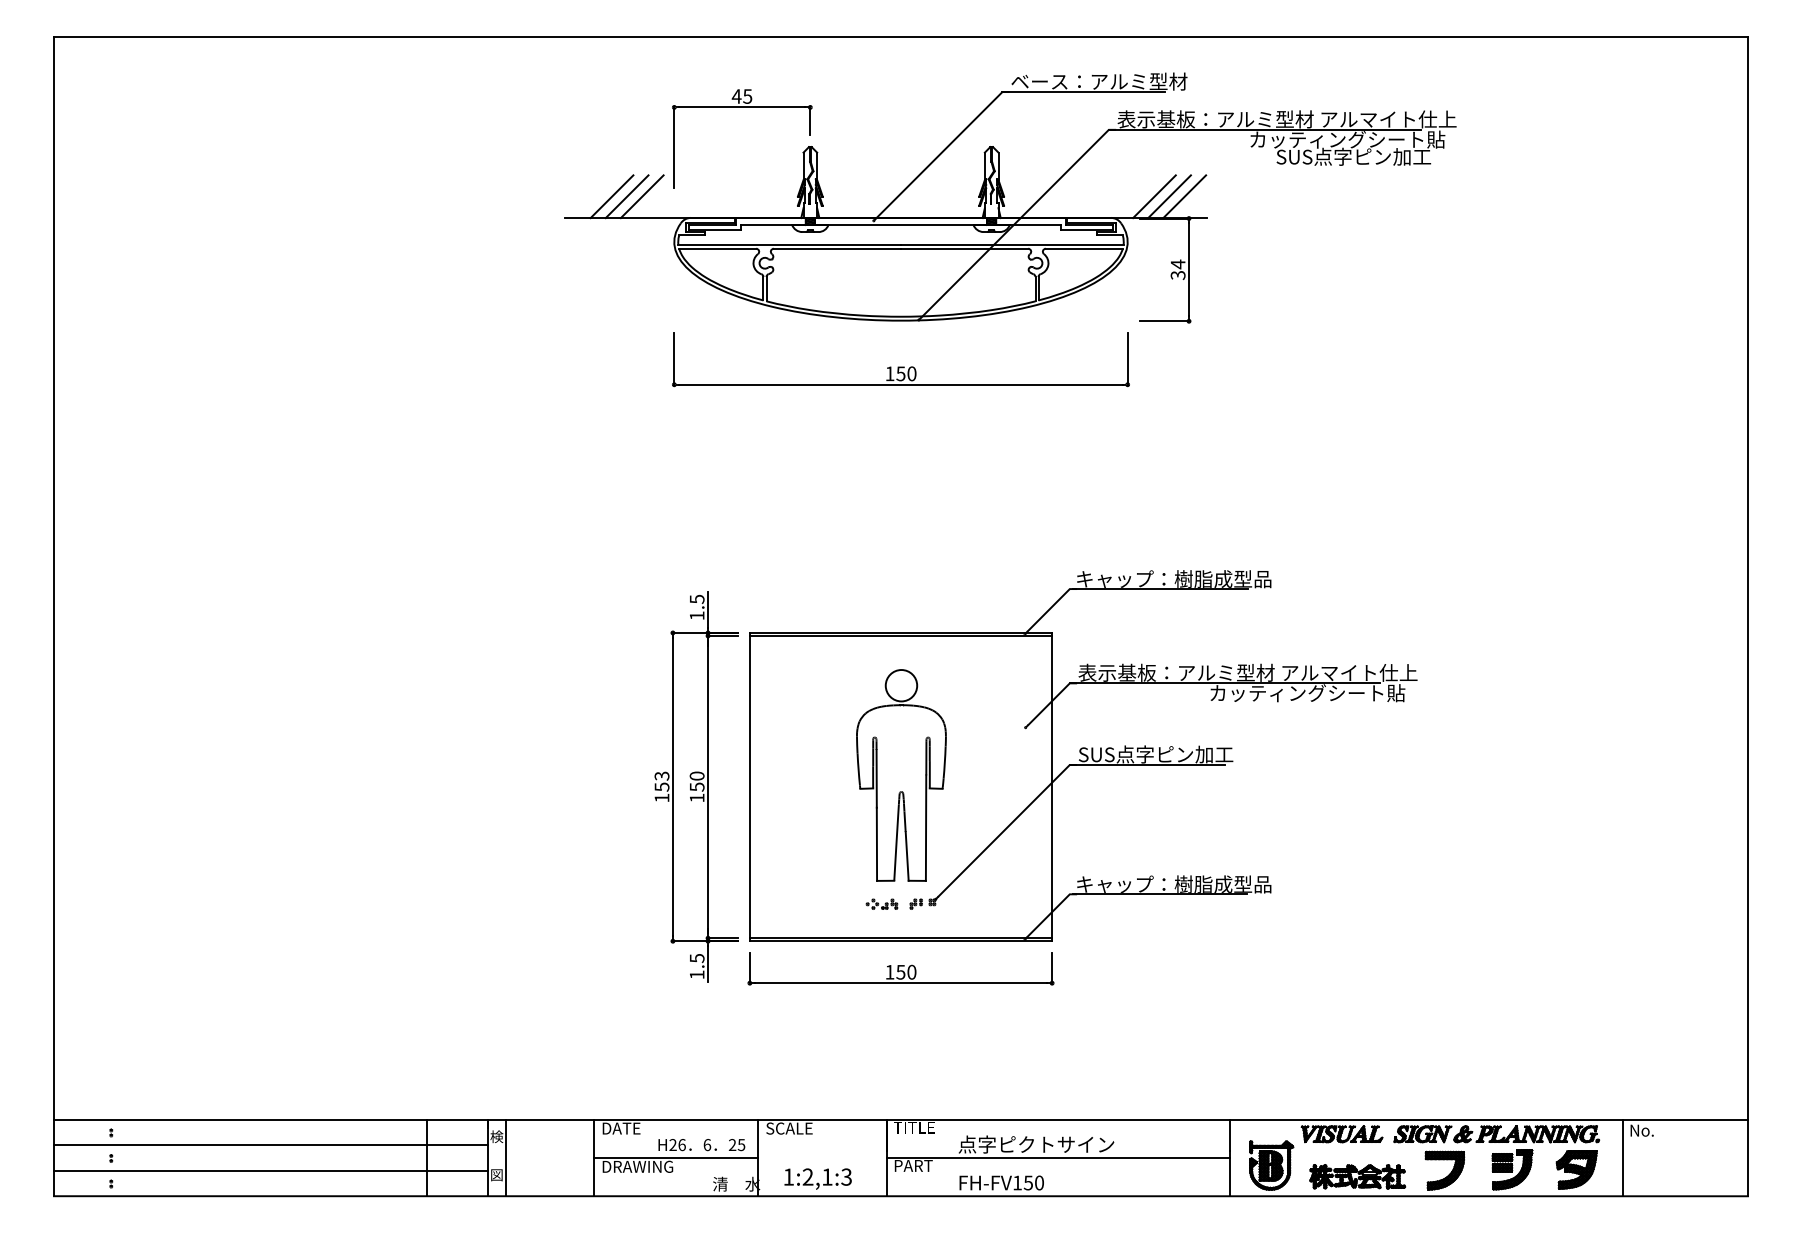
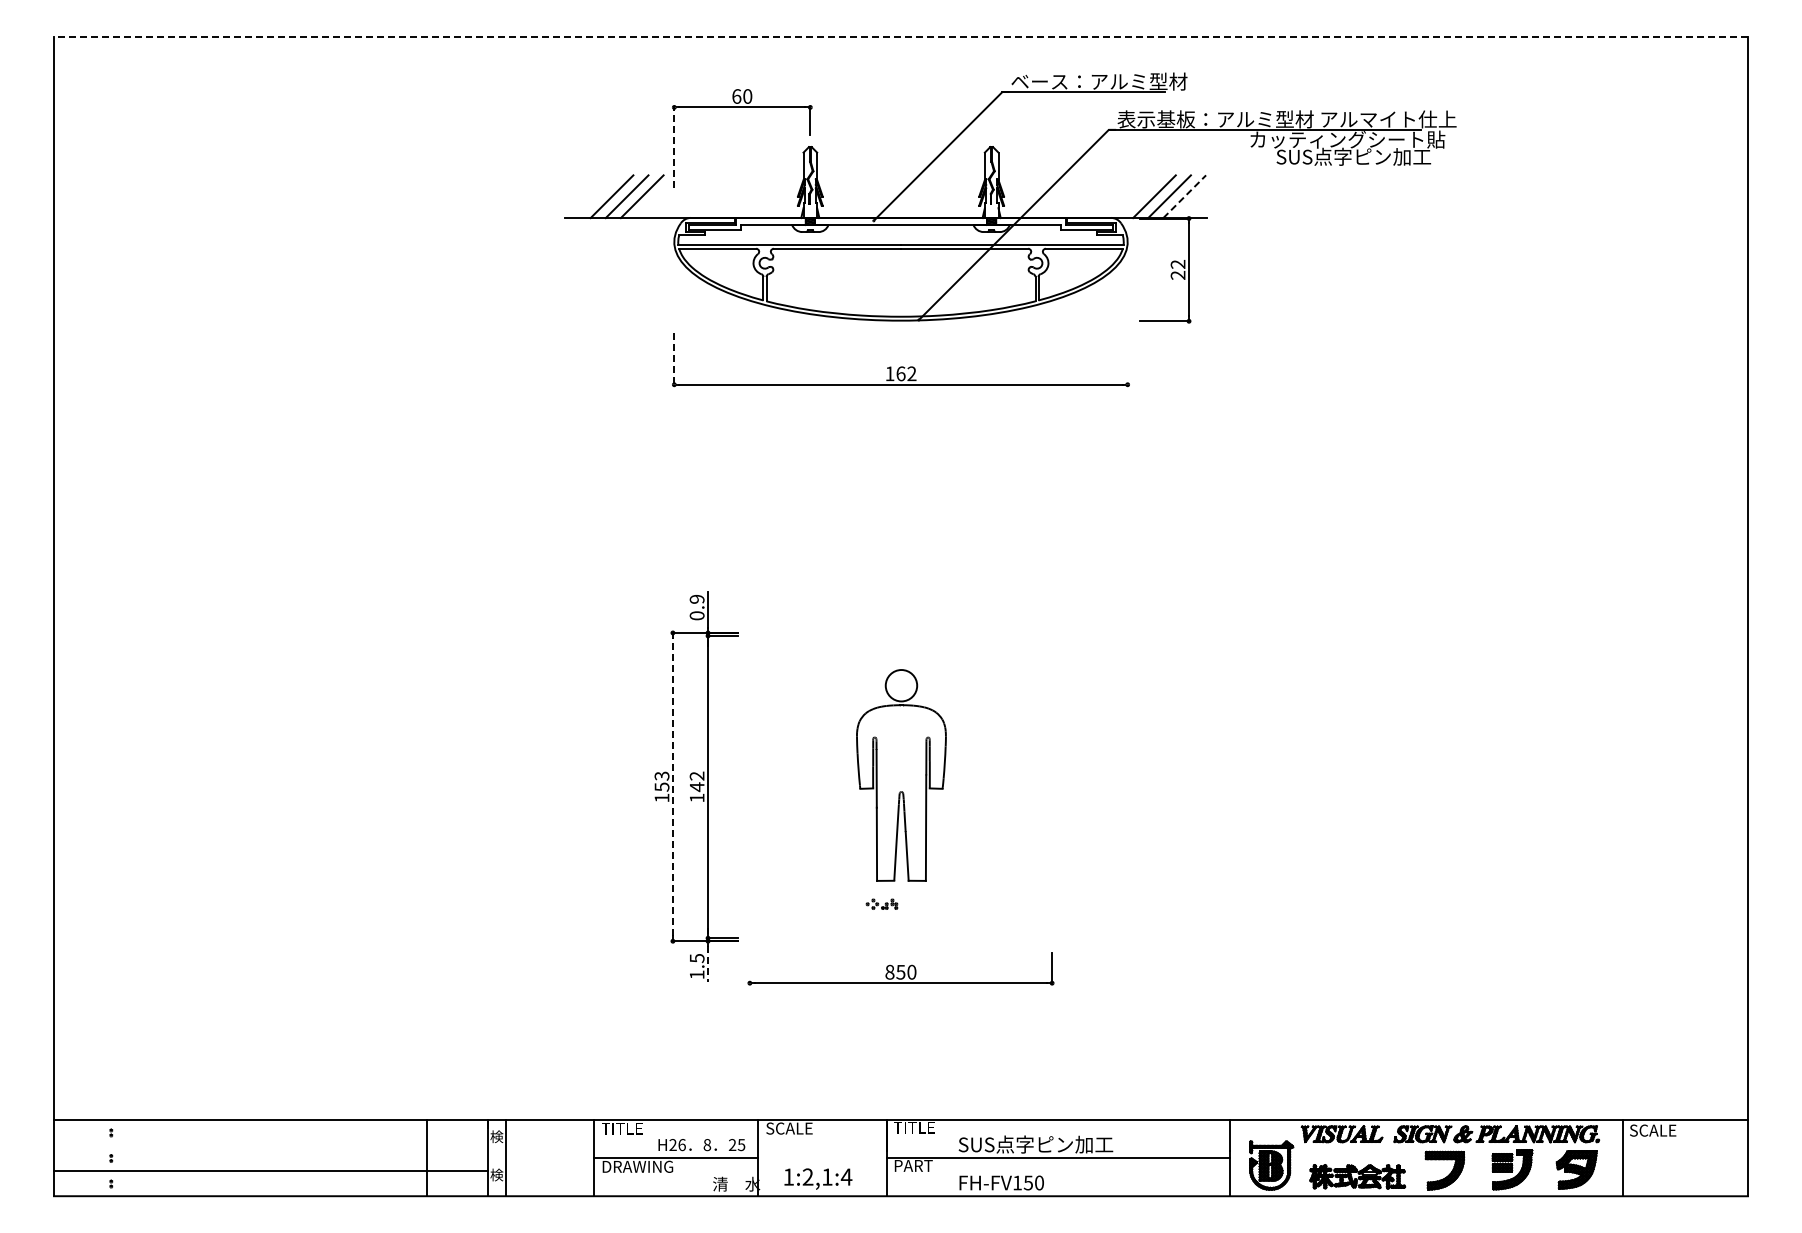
line: solid -> dashed (901, 36)
text: 45 -> 60 (741, 96)
line: solid -> dashed (674, 146)
line: solid -> dashed (1185, 196)
text: 34 -> 22 (1177, 269)
line: present -> none (1127, 358)
line: solid -> dashed (674, 359)
text: 150 -> 162 (906, 373)
text: 1.5 -> 0.9 (696, 607)
part: present -> none (1083, 755)
text: 150 -> 142 (696, 781)
line: solid -> dashed (672, 786)
line: solid -> dashed (708, 964)
line: present -> none (749, 968)
text: 150 -> 850 (889, 971)
text: DATE -> TITLE (622, 1128)
text: No. -> SCALE (1653, 1130)
text: 6 -> 8 (707, 1144)
text: 点字ピクトサイン -> SUS点字ピン加工 (1036, 1144)
line: present -> none (270, 1145)
text: 図 -> 検 (496, 1174)
text: 1:2,1:3 -> 1:2,1:4 (846, 1176)
